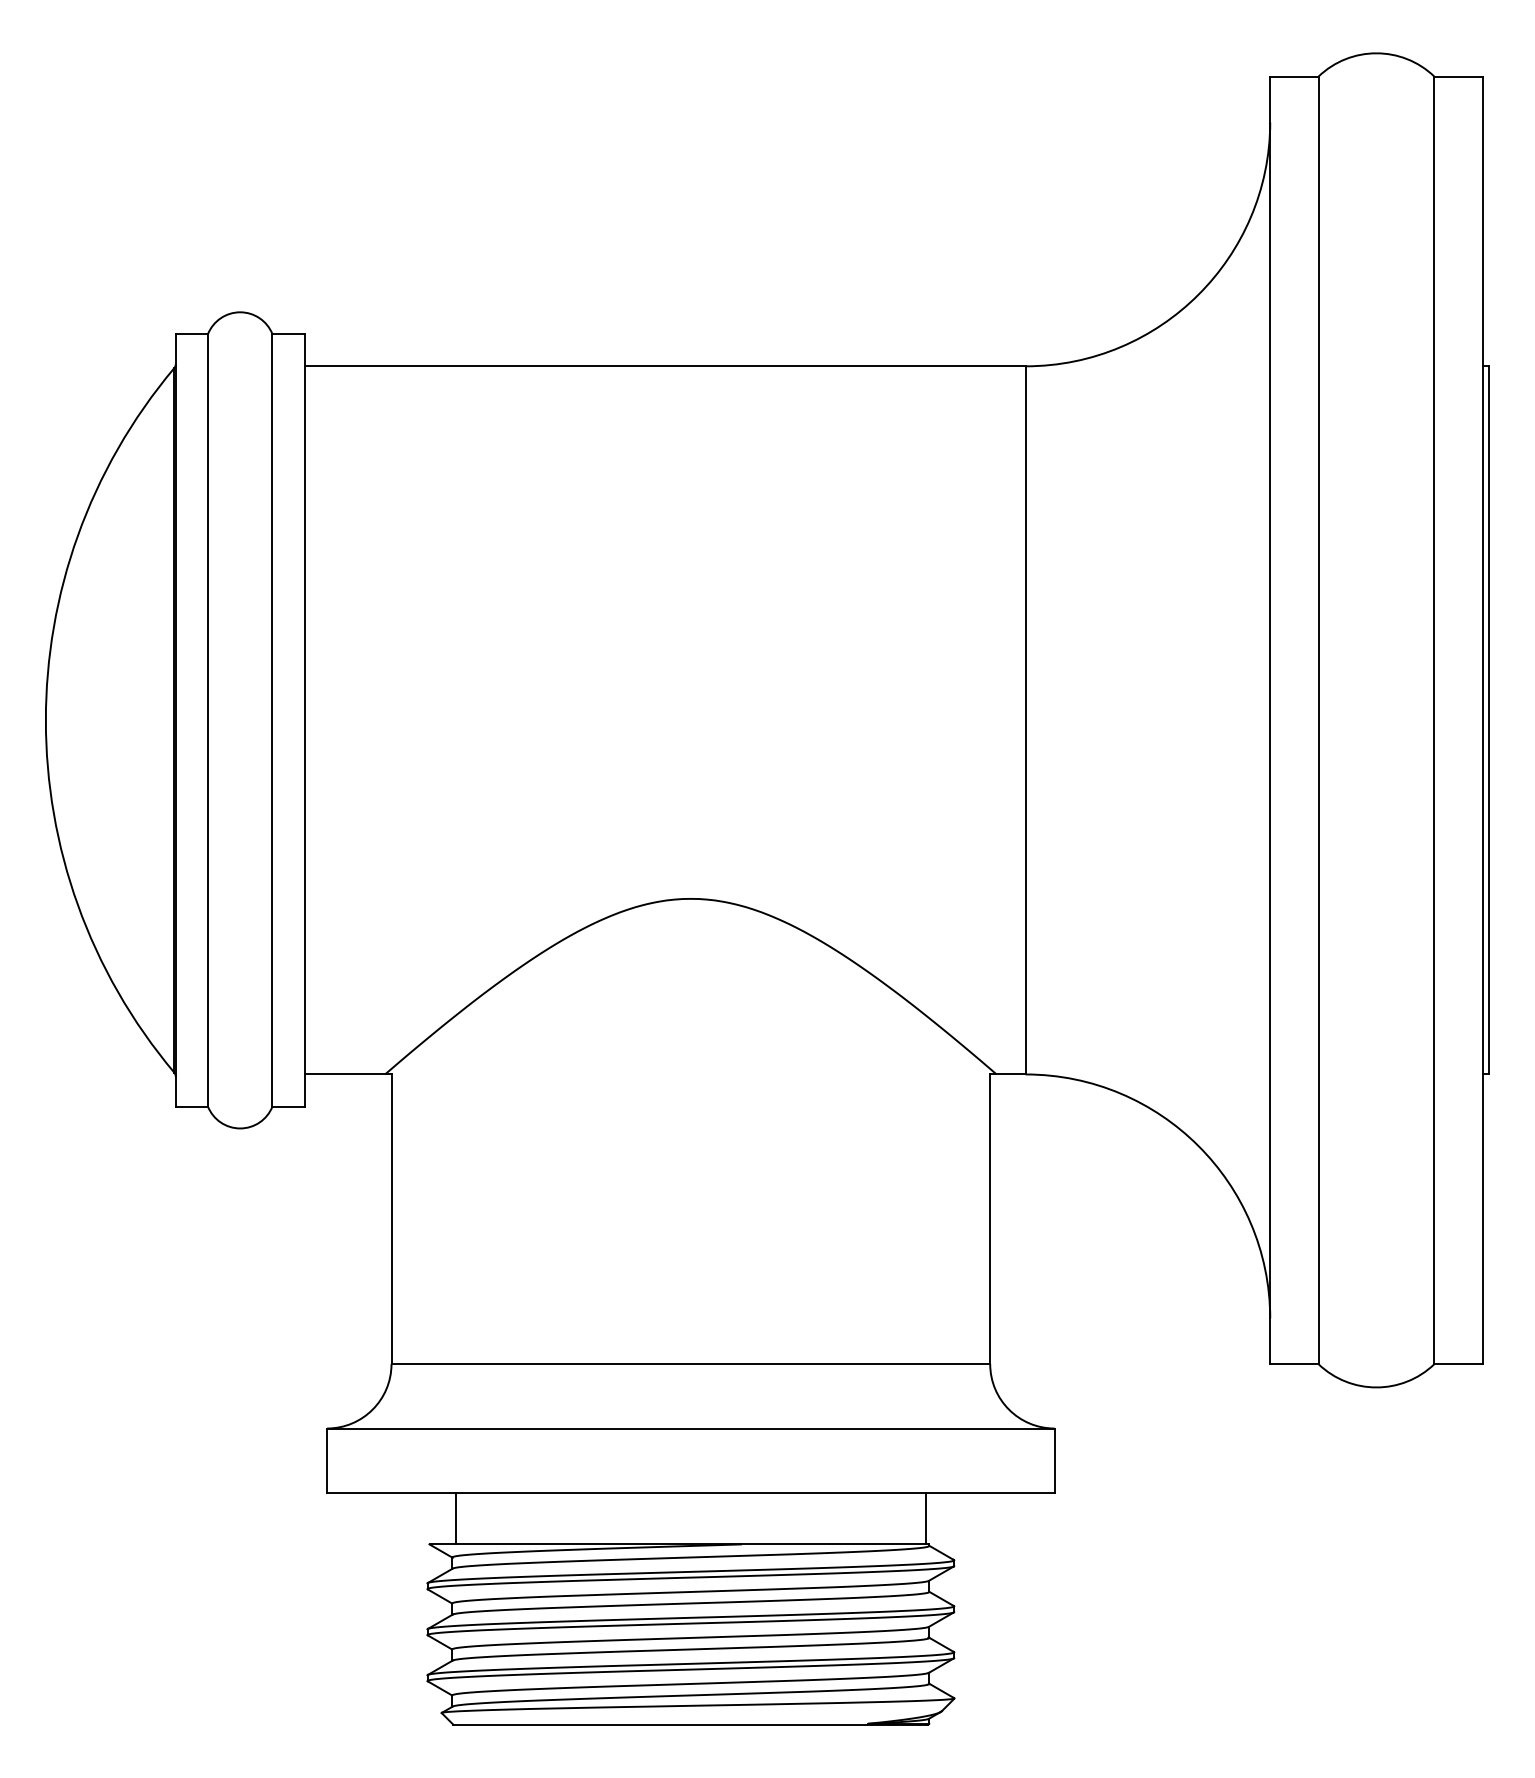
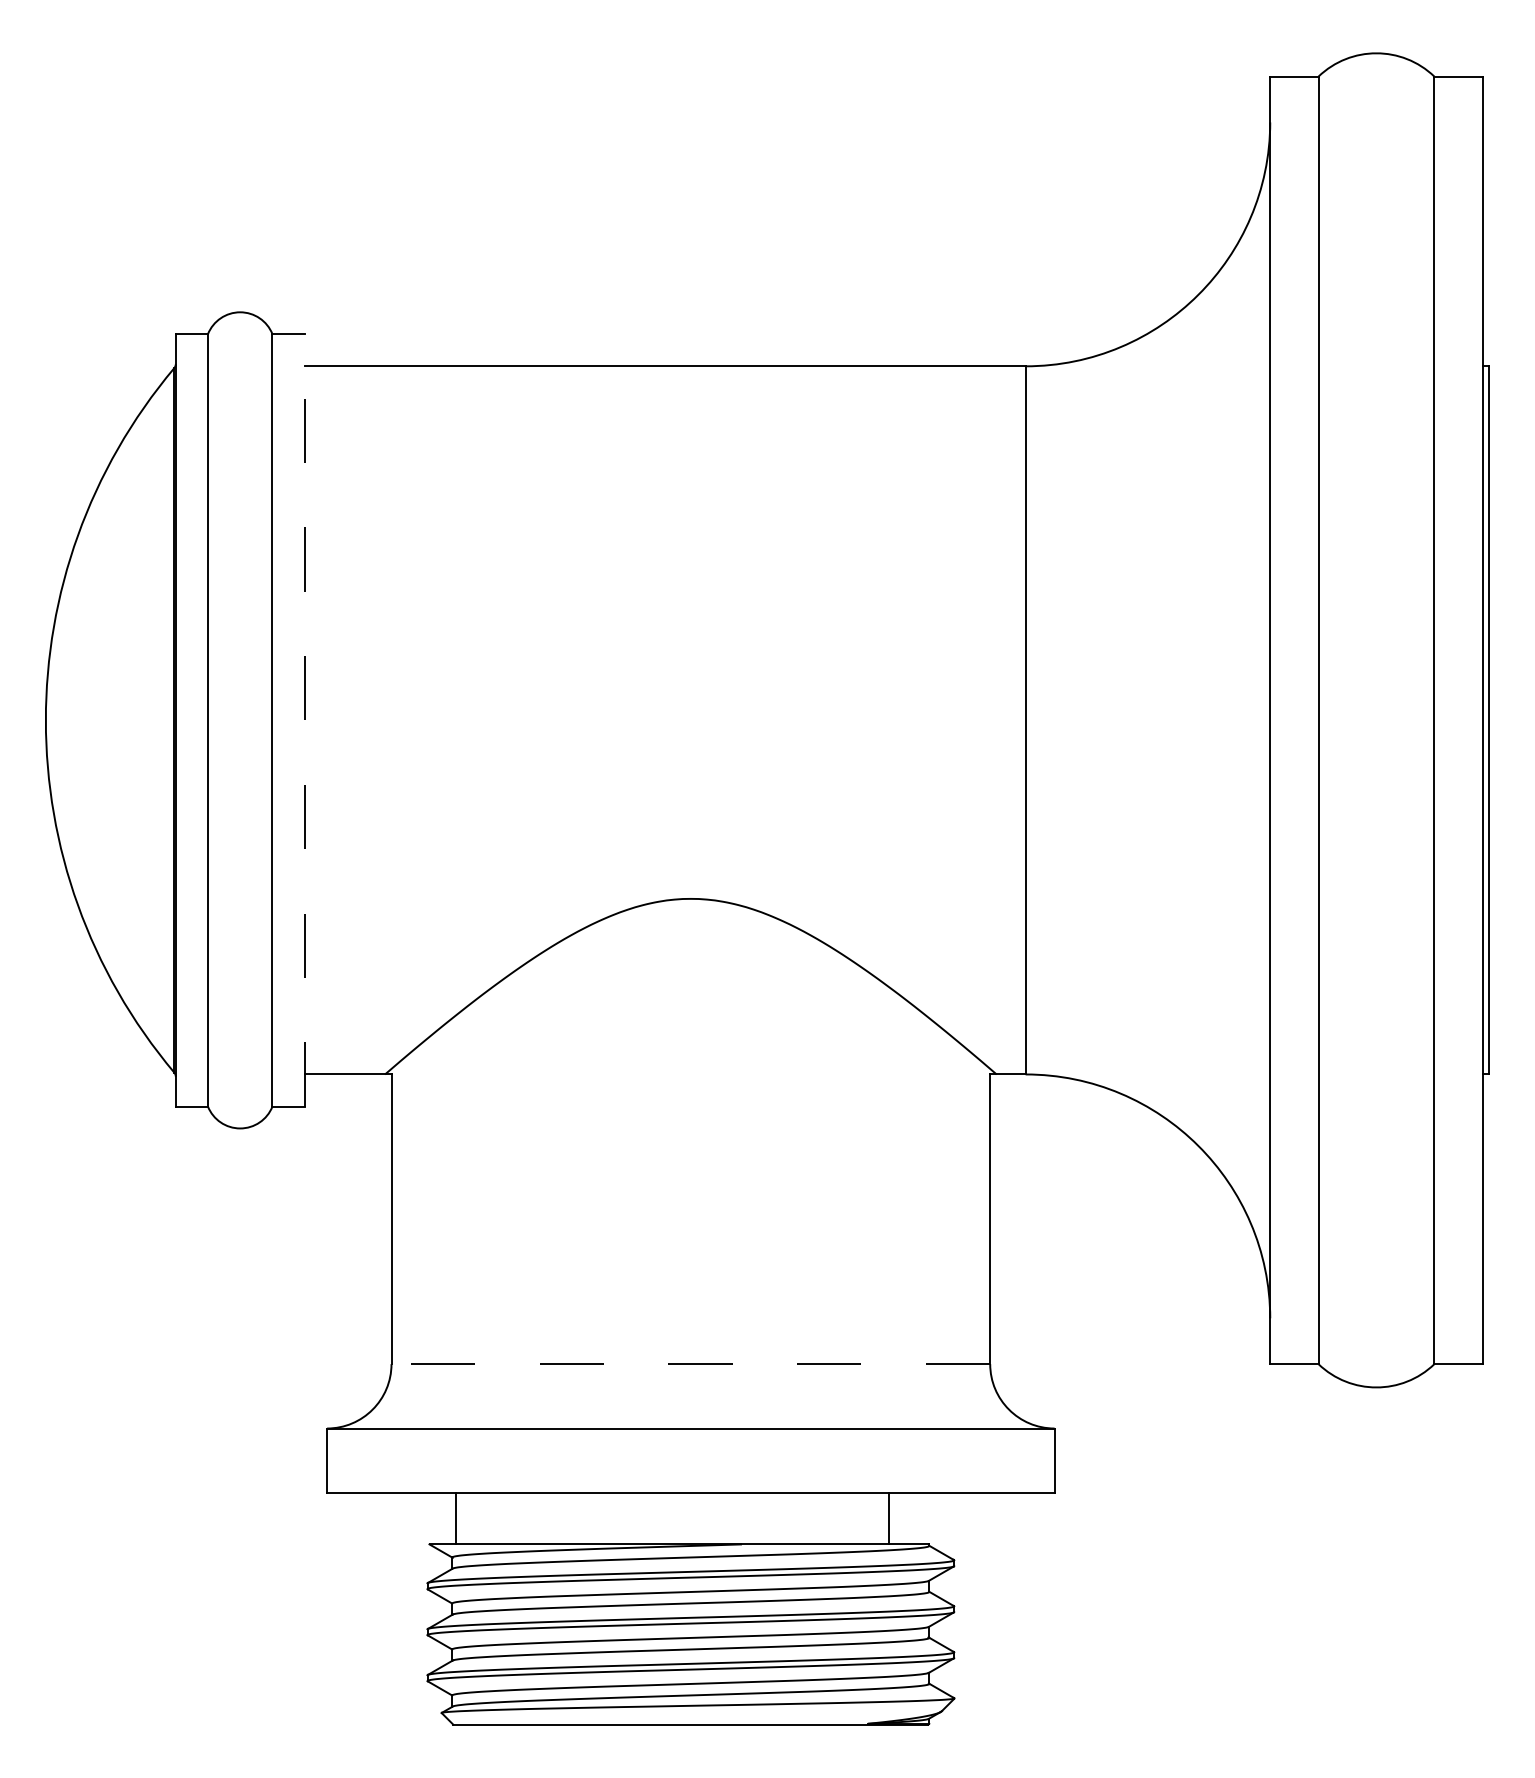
line: solid -> dashed (304, 719)
line: solid -> dashed (690, 1364)
line position: (925, 1518) -> (888, 1518) (888, 1518)
